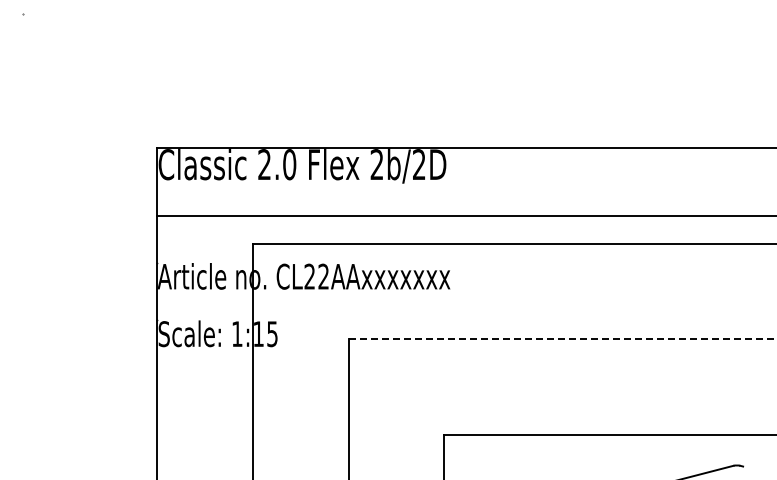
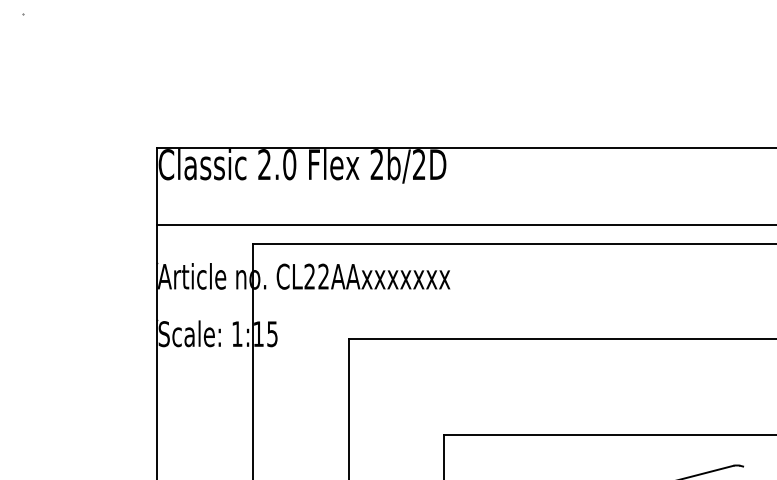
line position: (465, 215) -> (465, 224) (465, 224)
line: dashed -> solid (562, 339)
